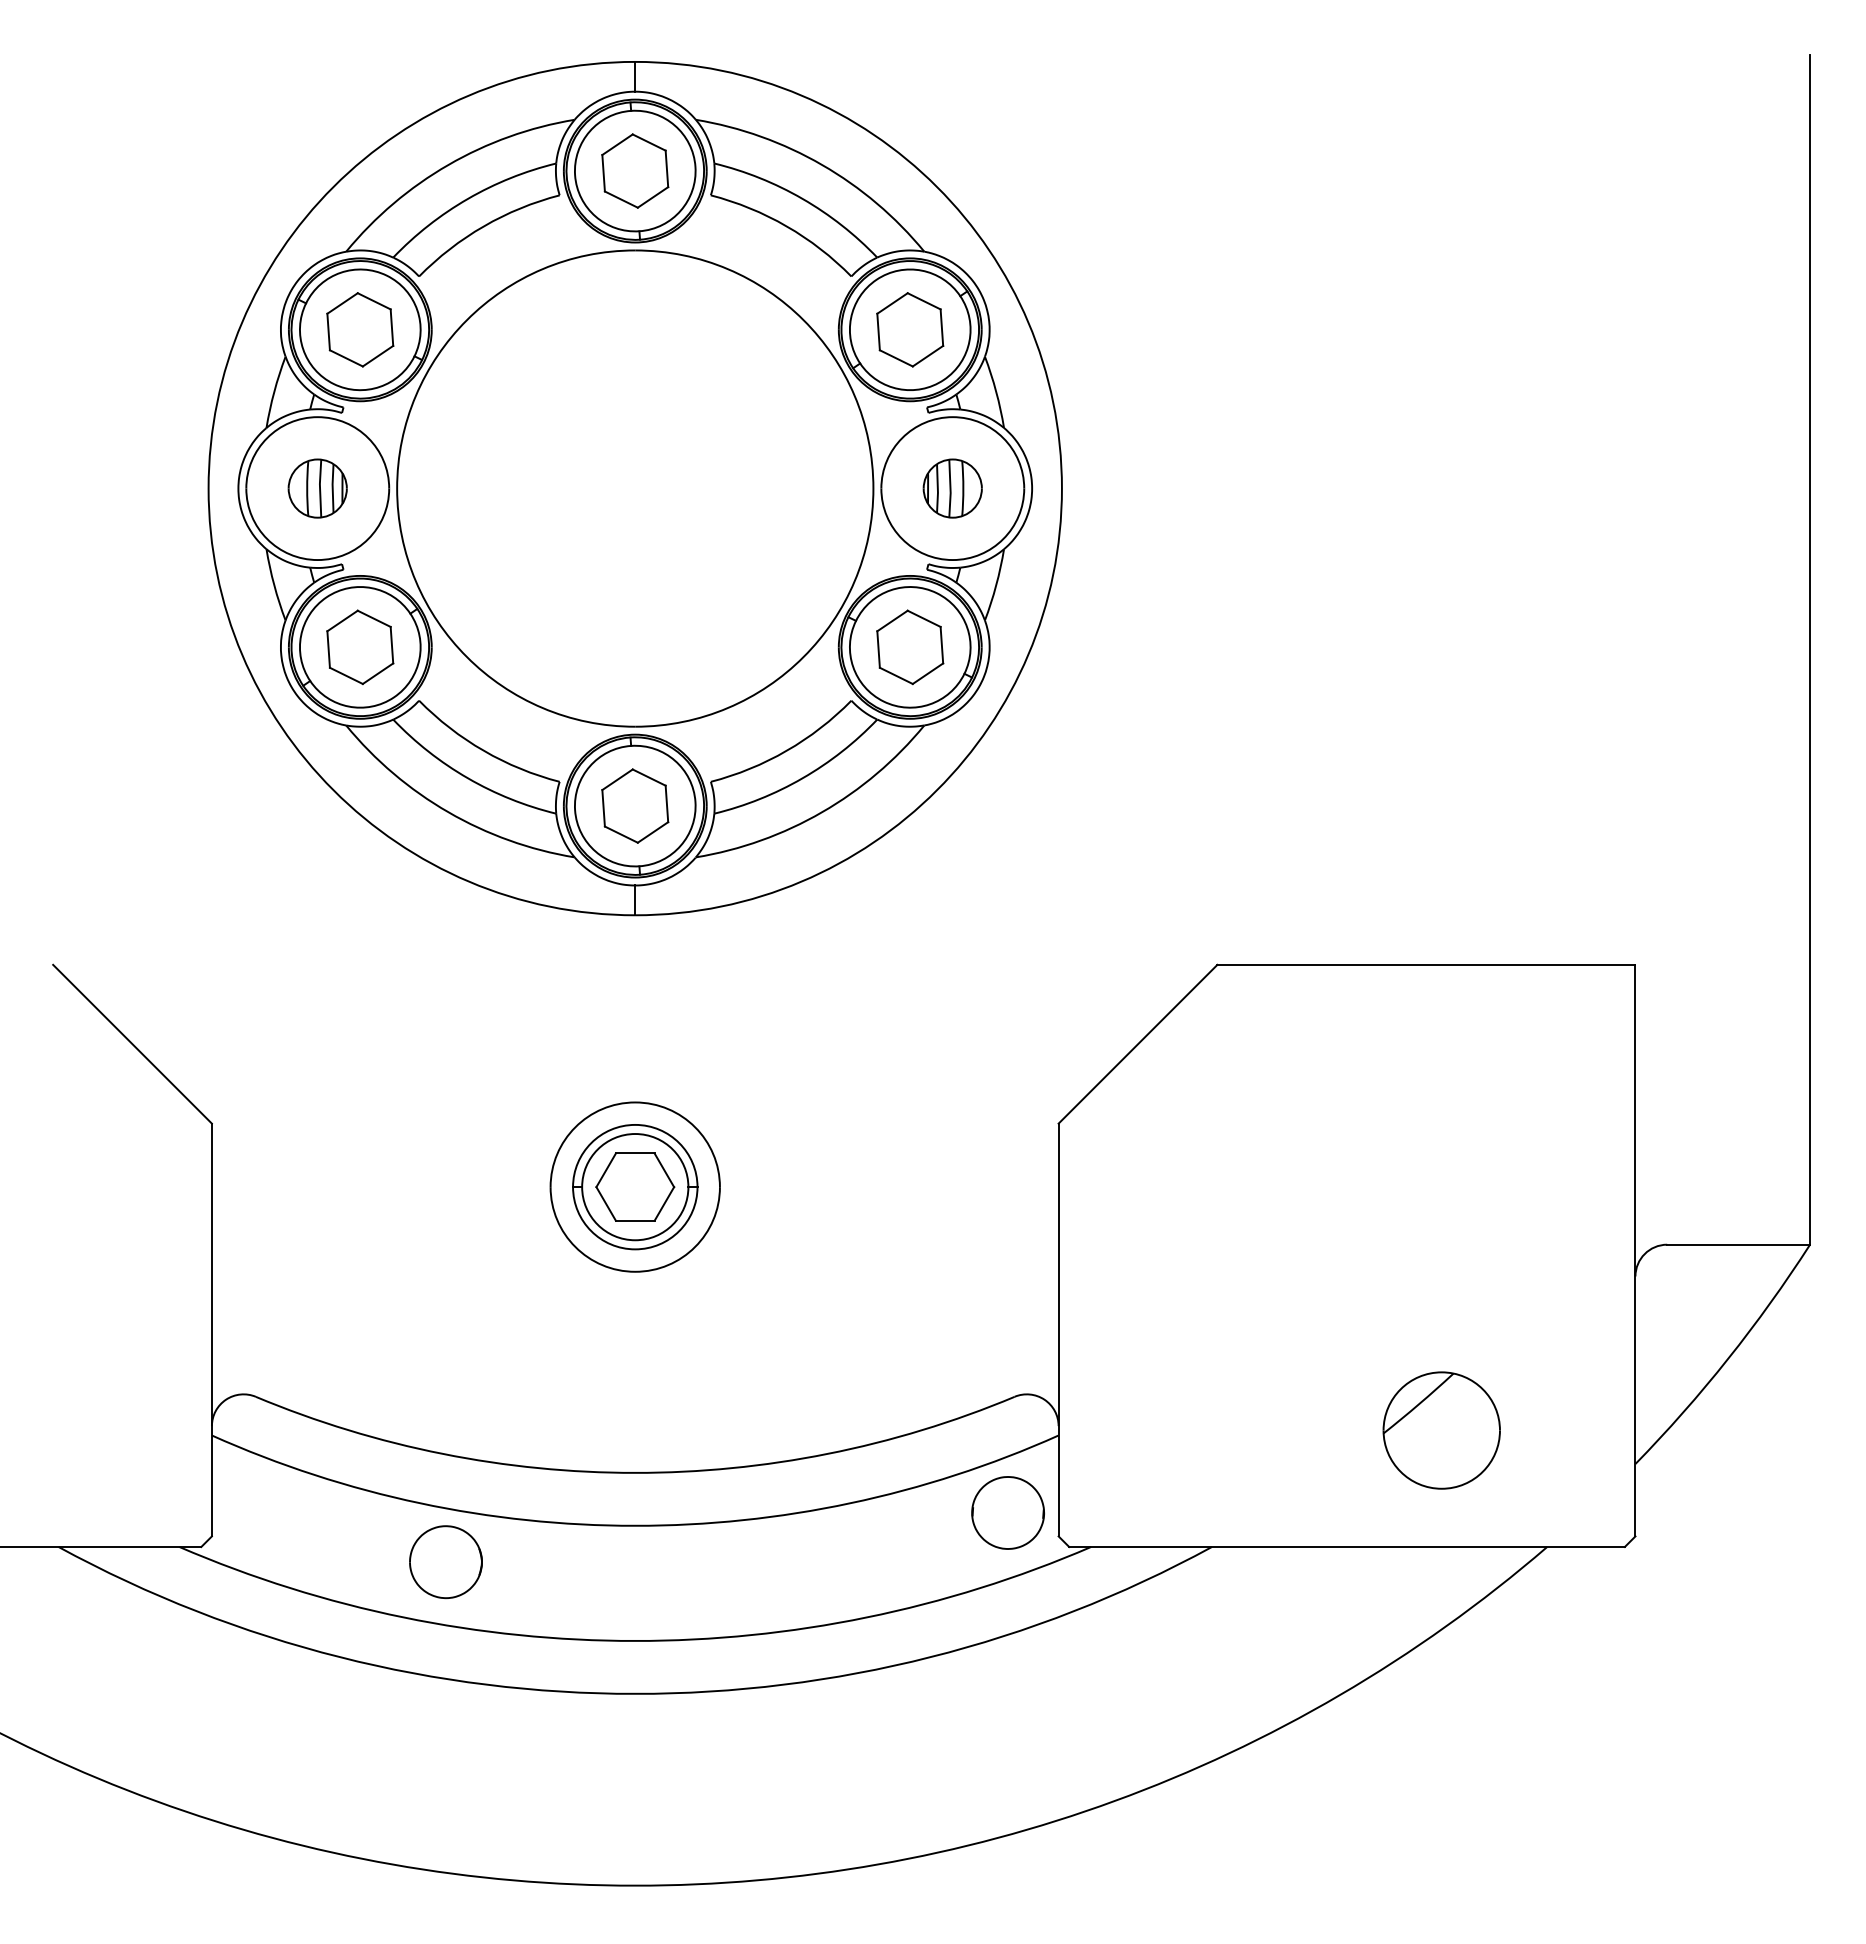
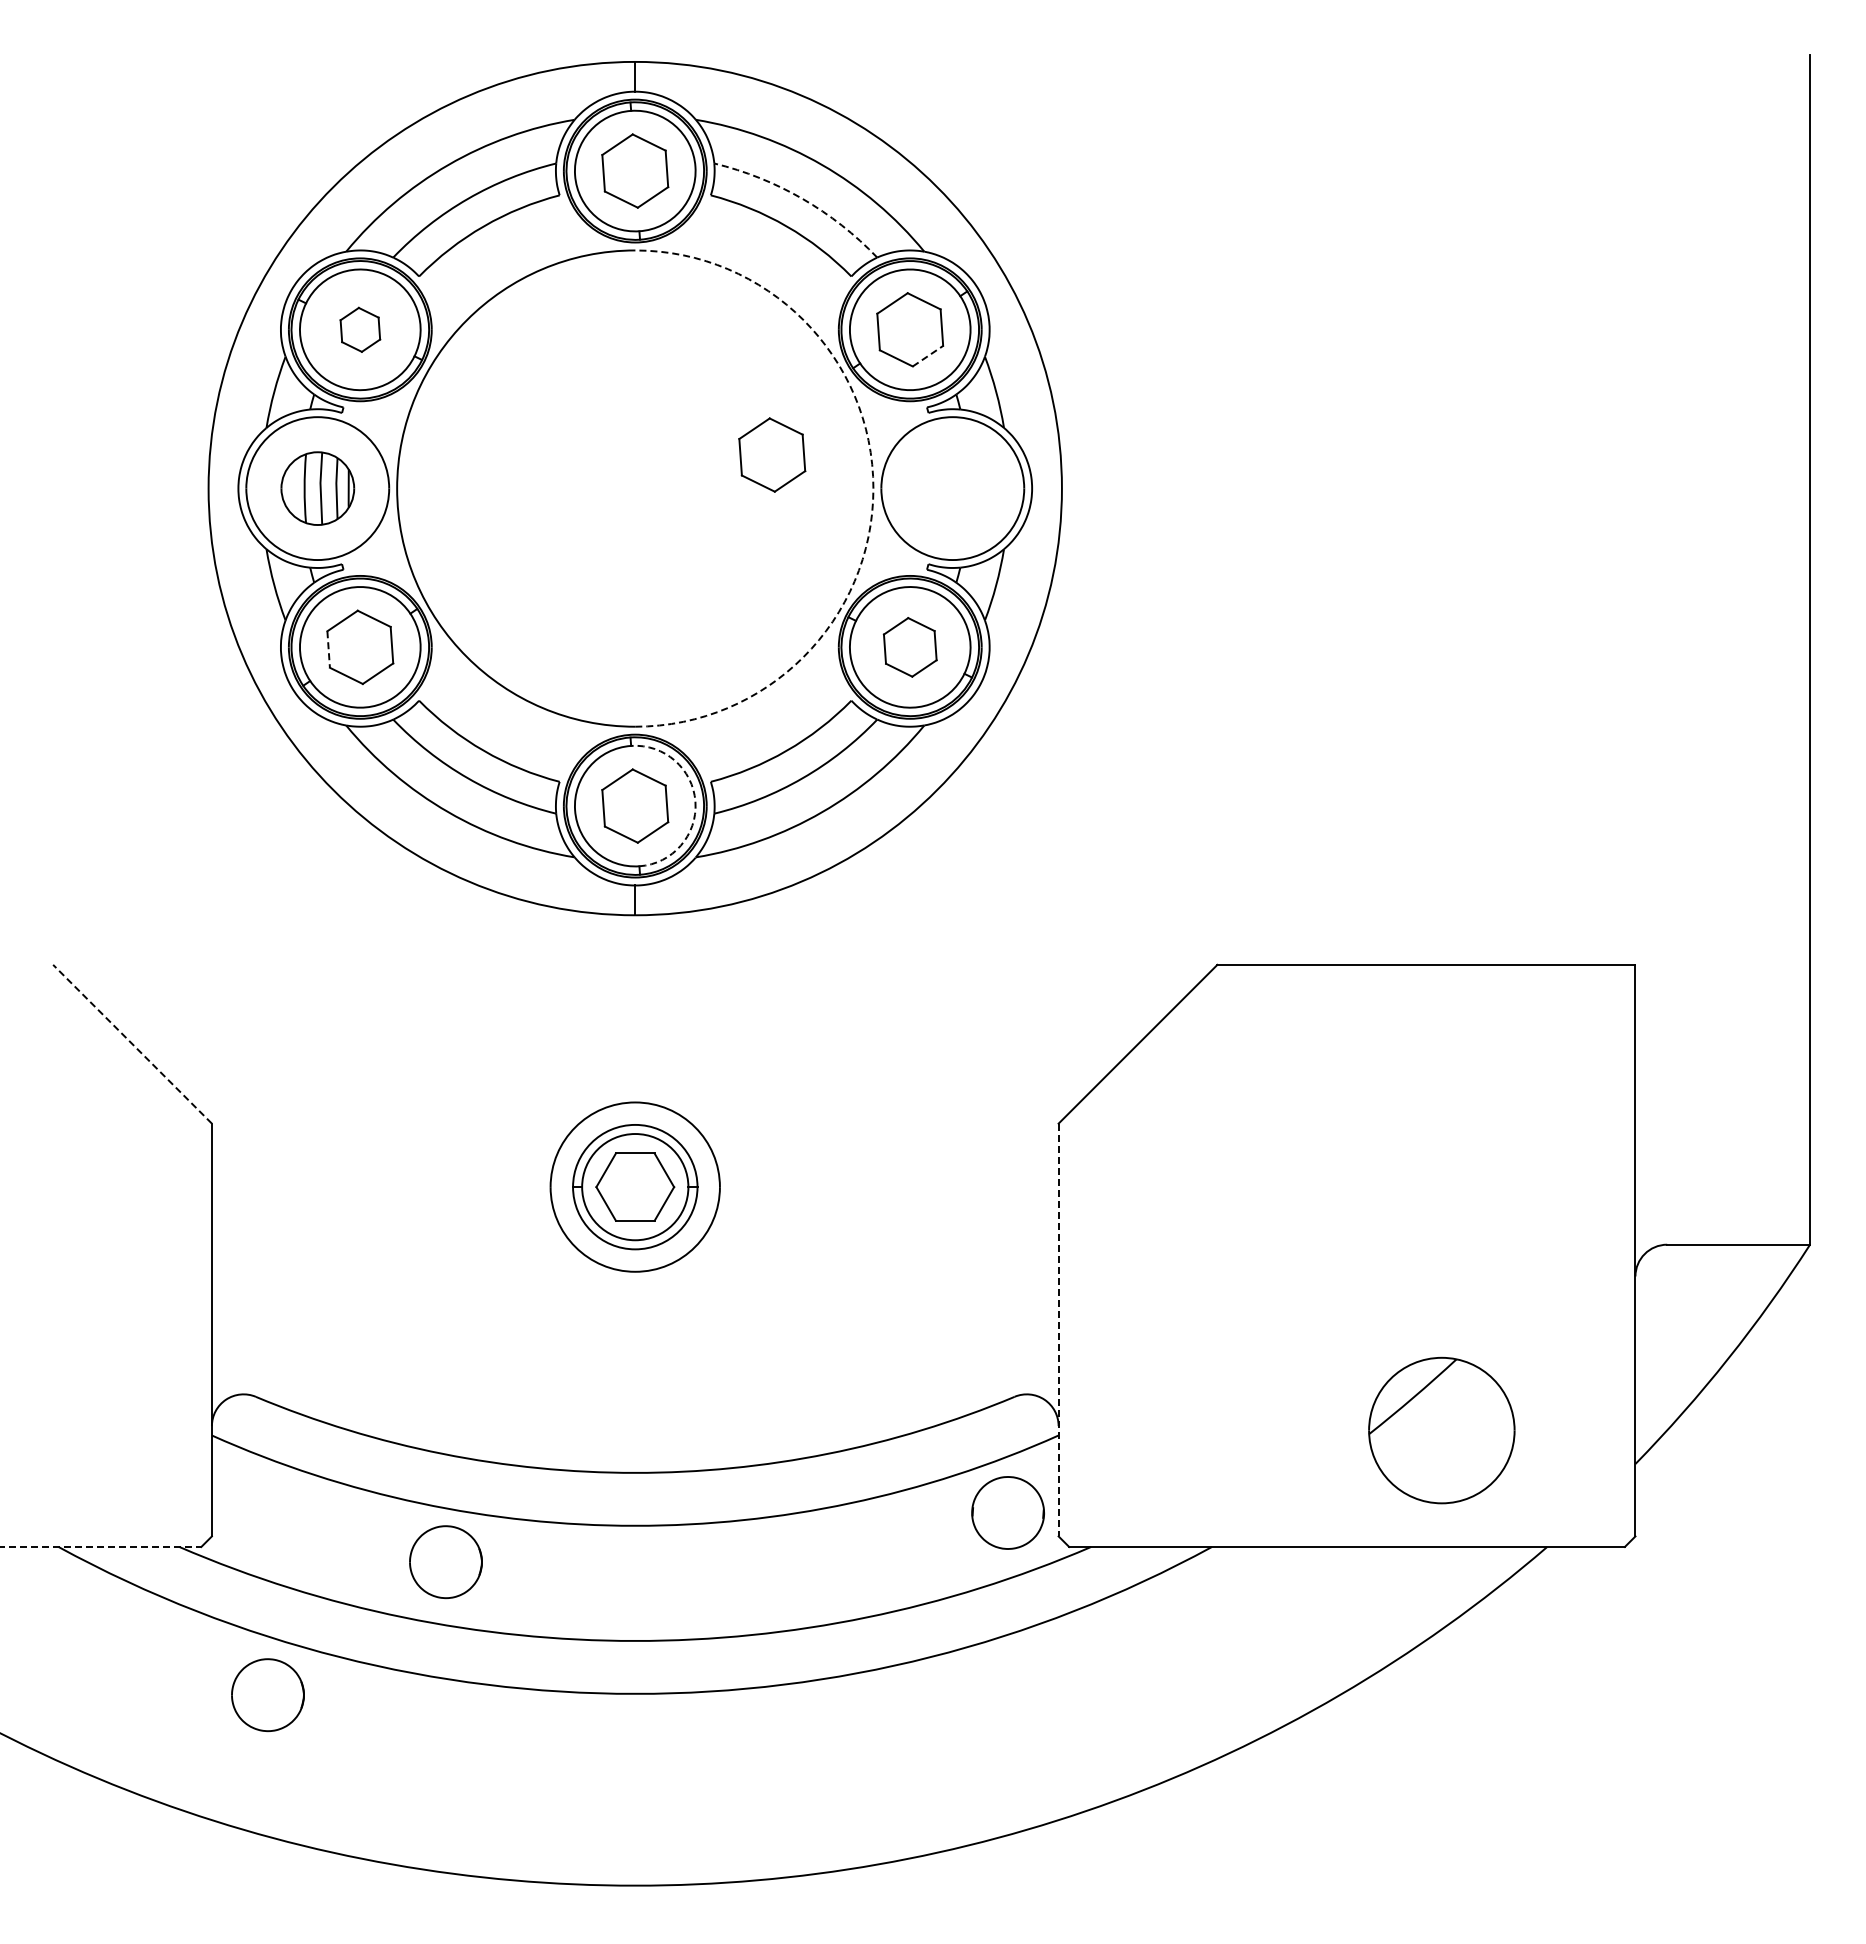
arc: solid -> dashed (802, 198)
part size: 69x76 px -> 43x47 px (360, 329)
line: solid -> dashed (928, 355)
part: none -> present (772, 454)
part size: 61x61 px -> 76x75 px (317, 488)
arc: solid -> dashed (873, 488)
part: present -> none (952, 488)
part size: 69x77 px -> 56x61 px (909, 647)
line: solid -> dashed (328, 650)
arc: solid -> dashed (695, 801)
line: solid -> dashed (132, 1043)
line: solid -> dashed (1058, 1330)
part size: 119x119 px -> 148x149 px (1441, 1430)
line: solid -> dashed (101, 1546)
part: none -> present (267, 1695)
